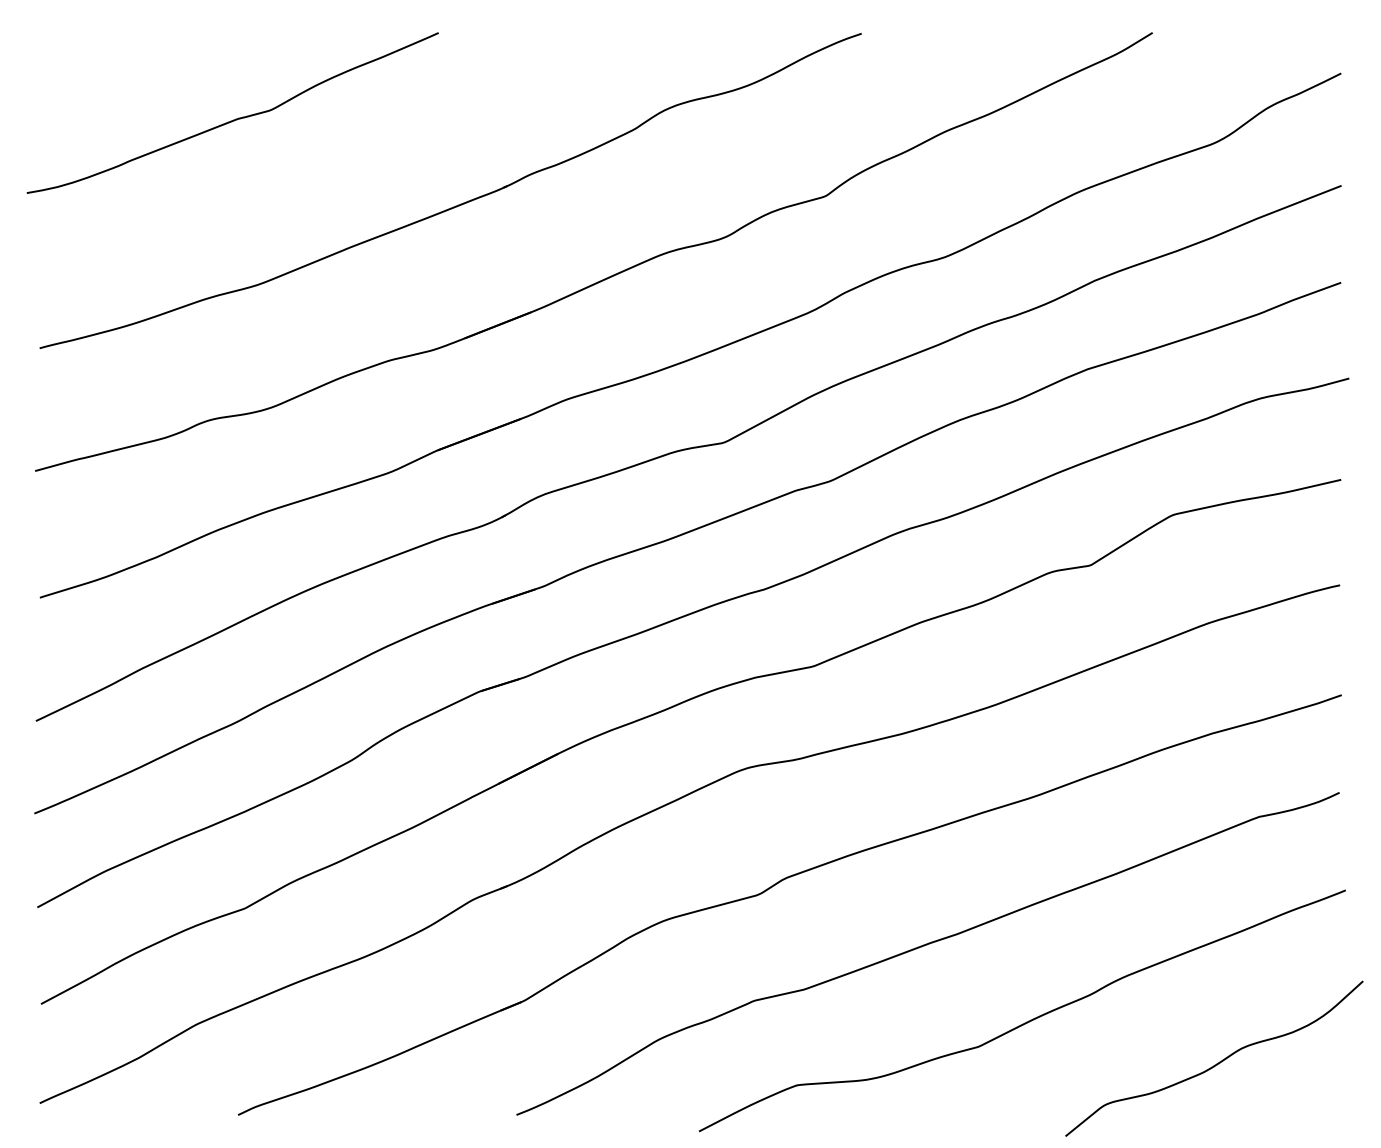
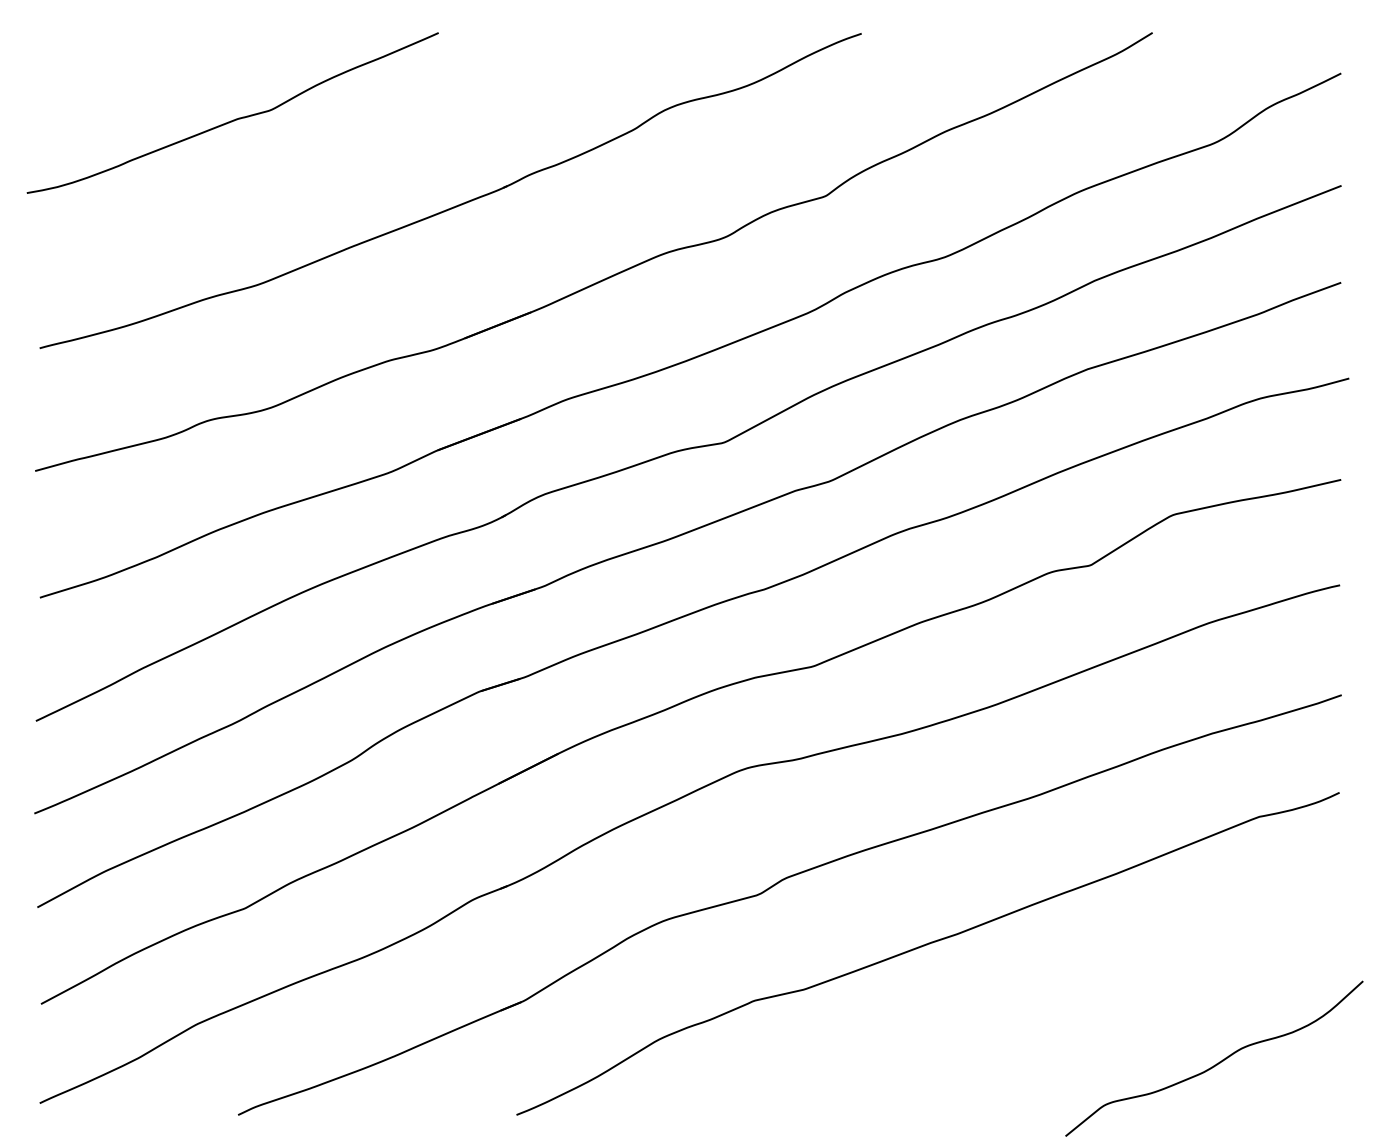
curve: present -> none (1026, 1021)
